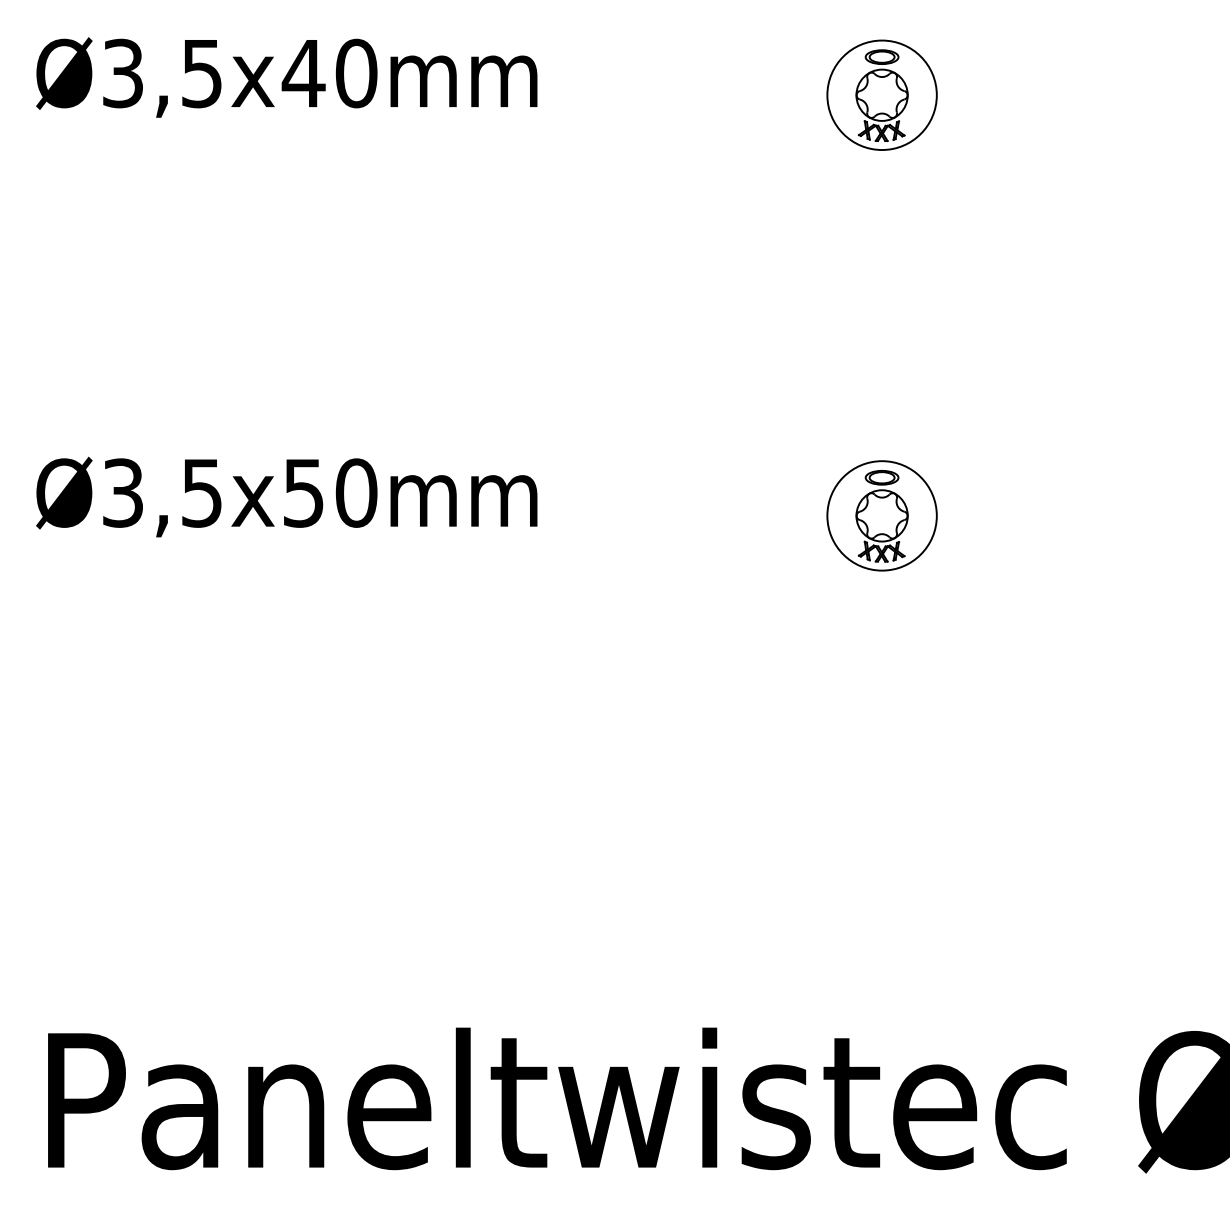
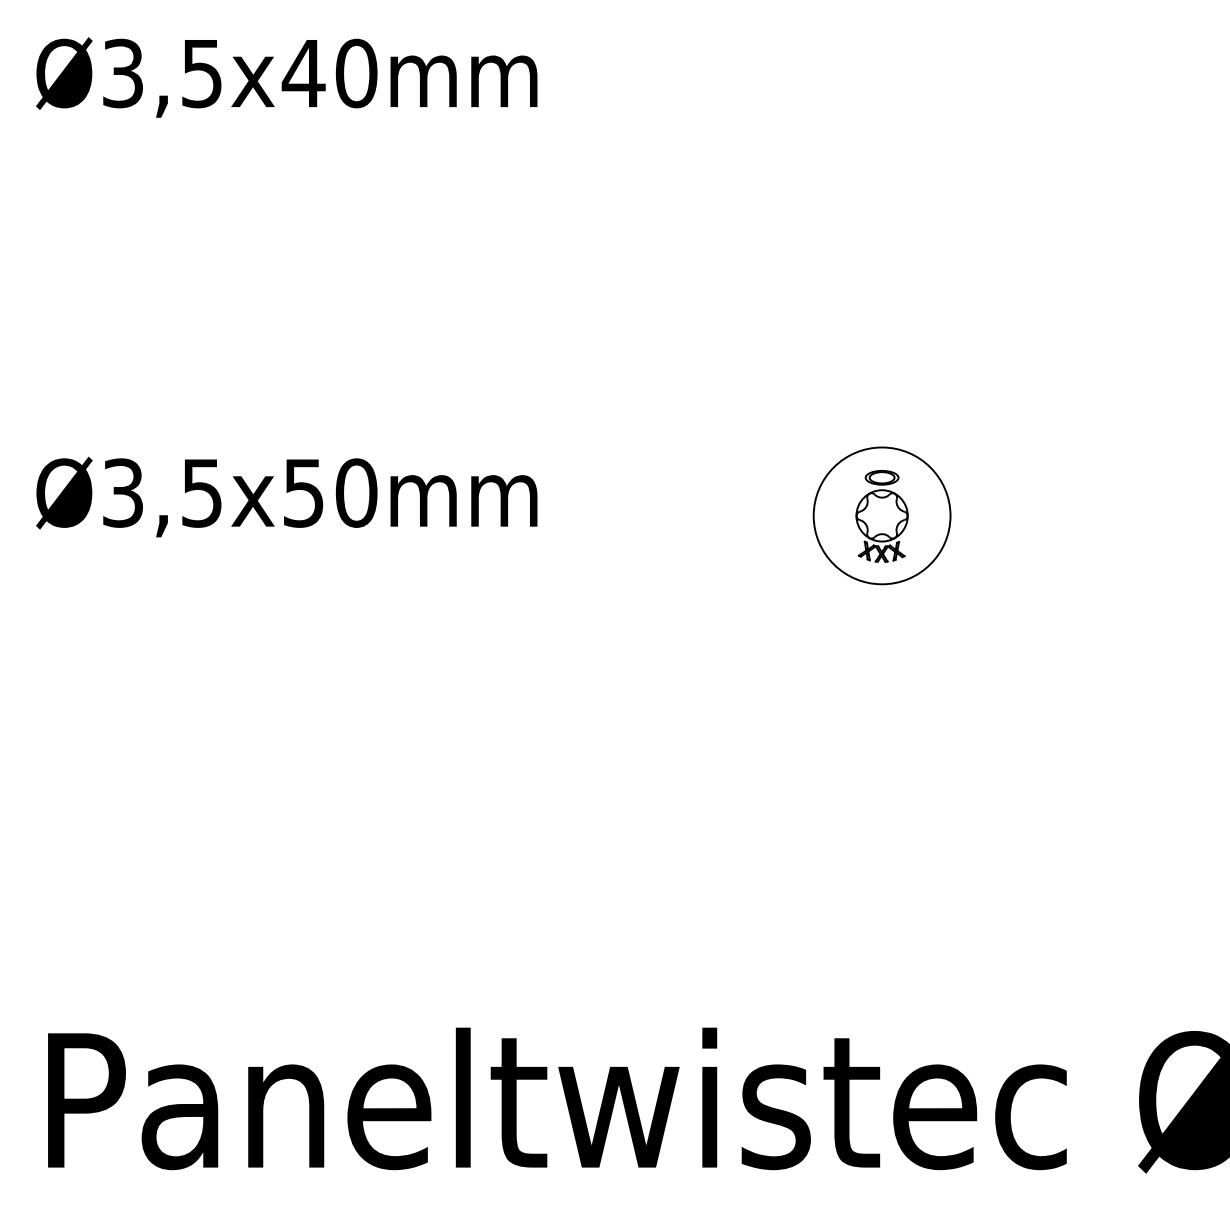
part: present -> none (881, 94)
circle diameter: 109 px -> 137 px (881, 515)
